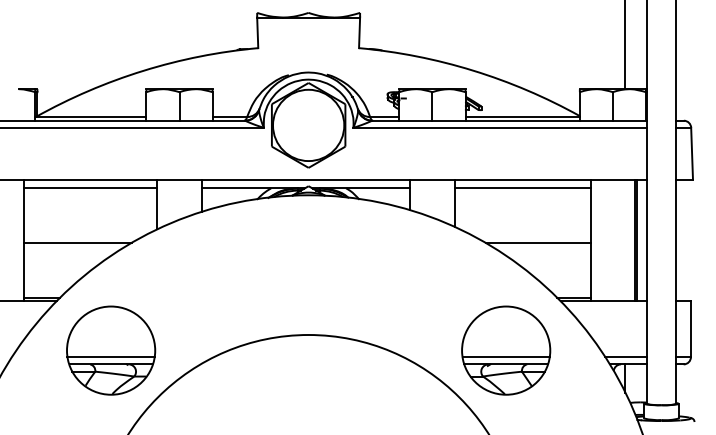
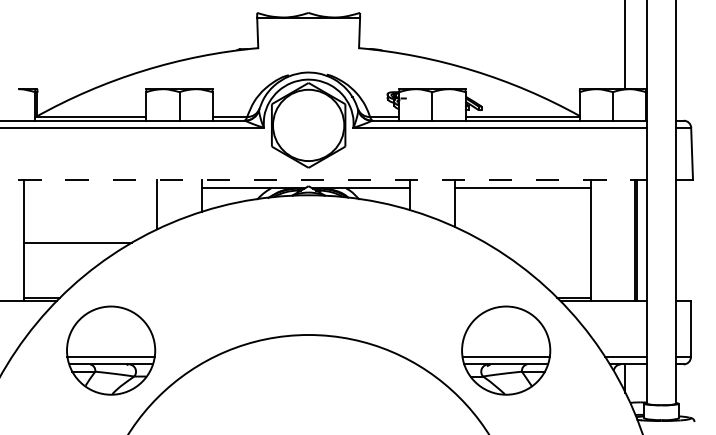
line: solid -> dashed (324, 179)
line: present -> none (90, 188)
line: present -> none (537, 242)
